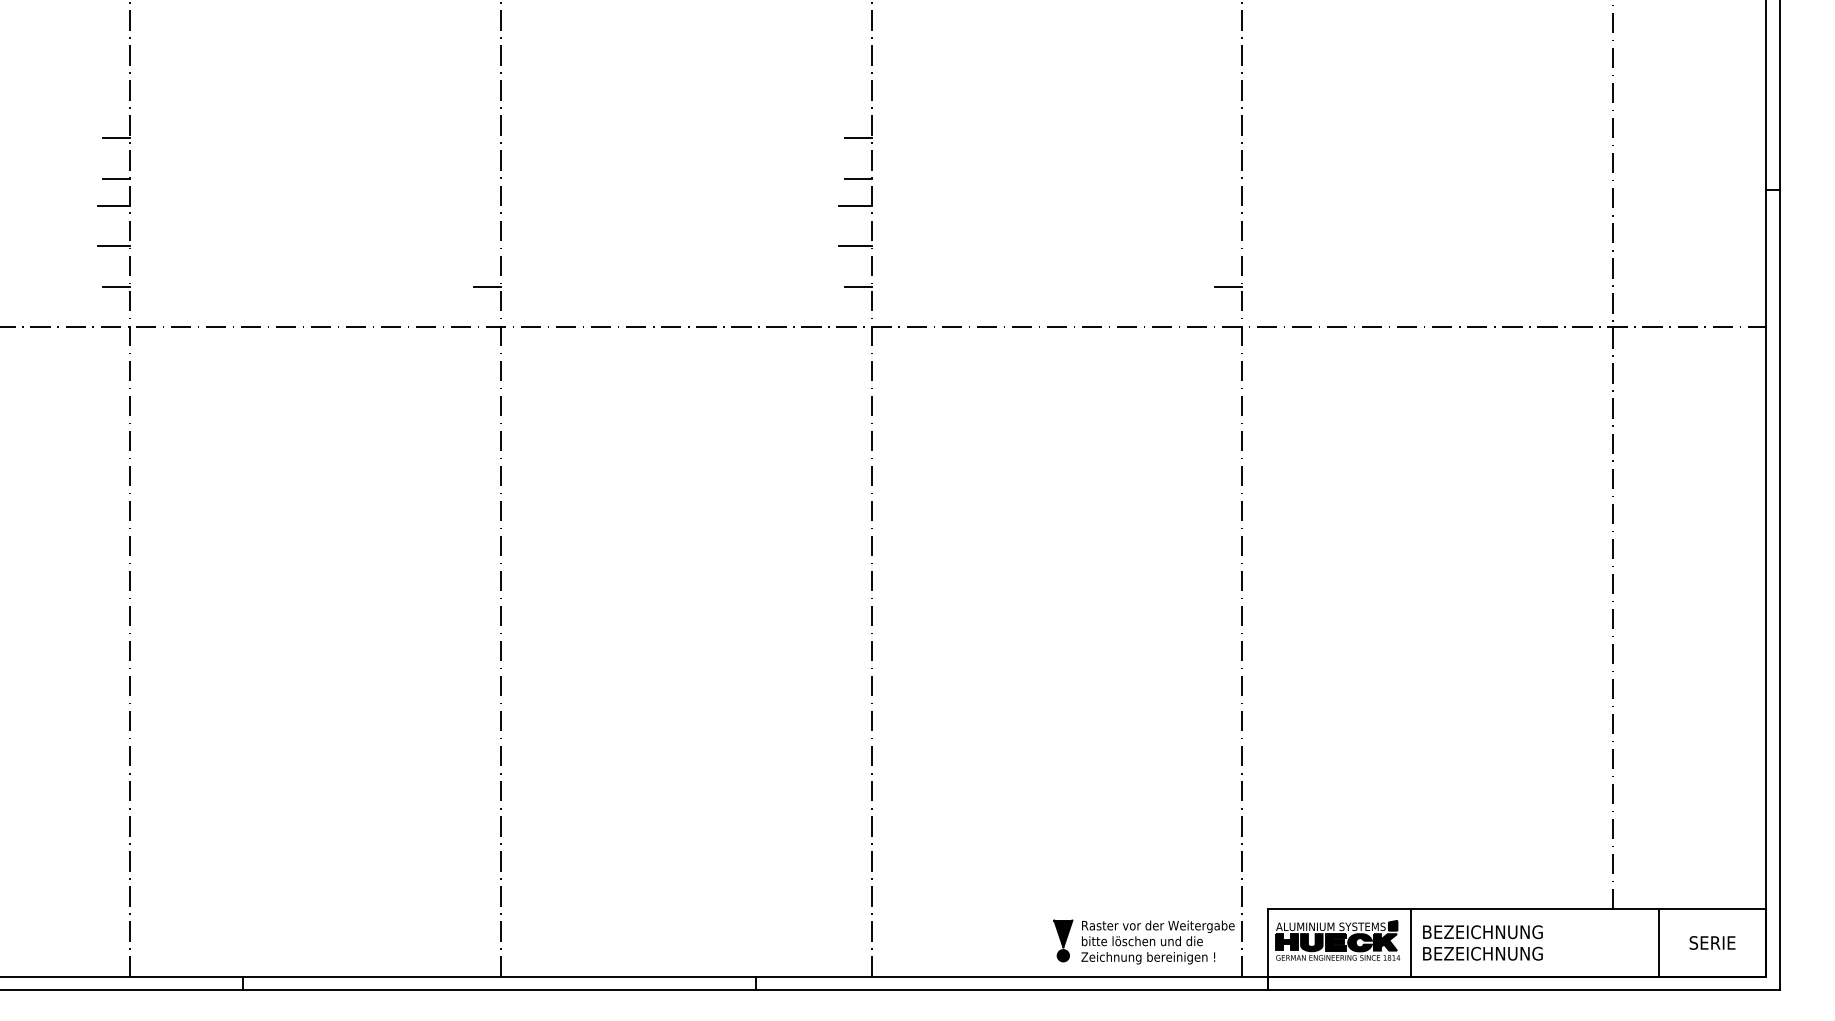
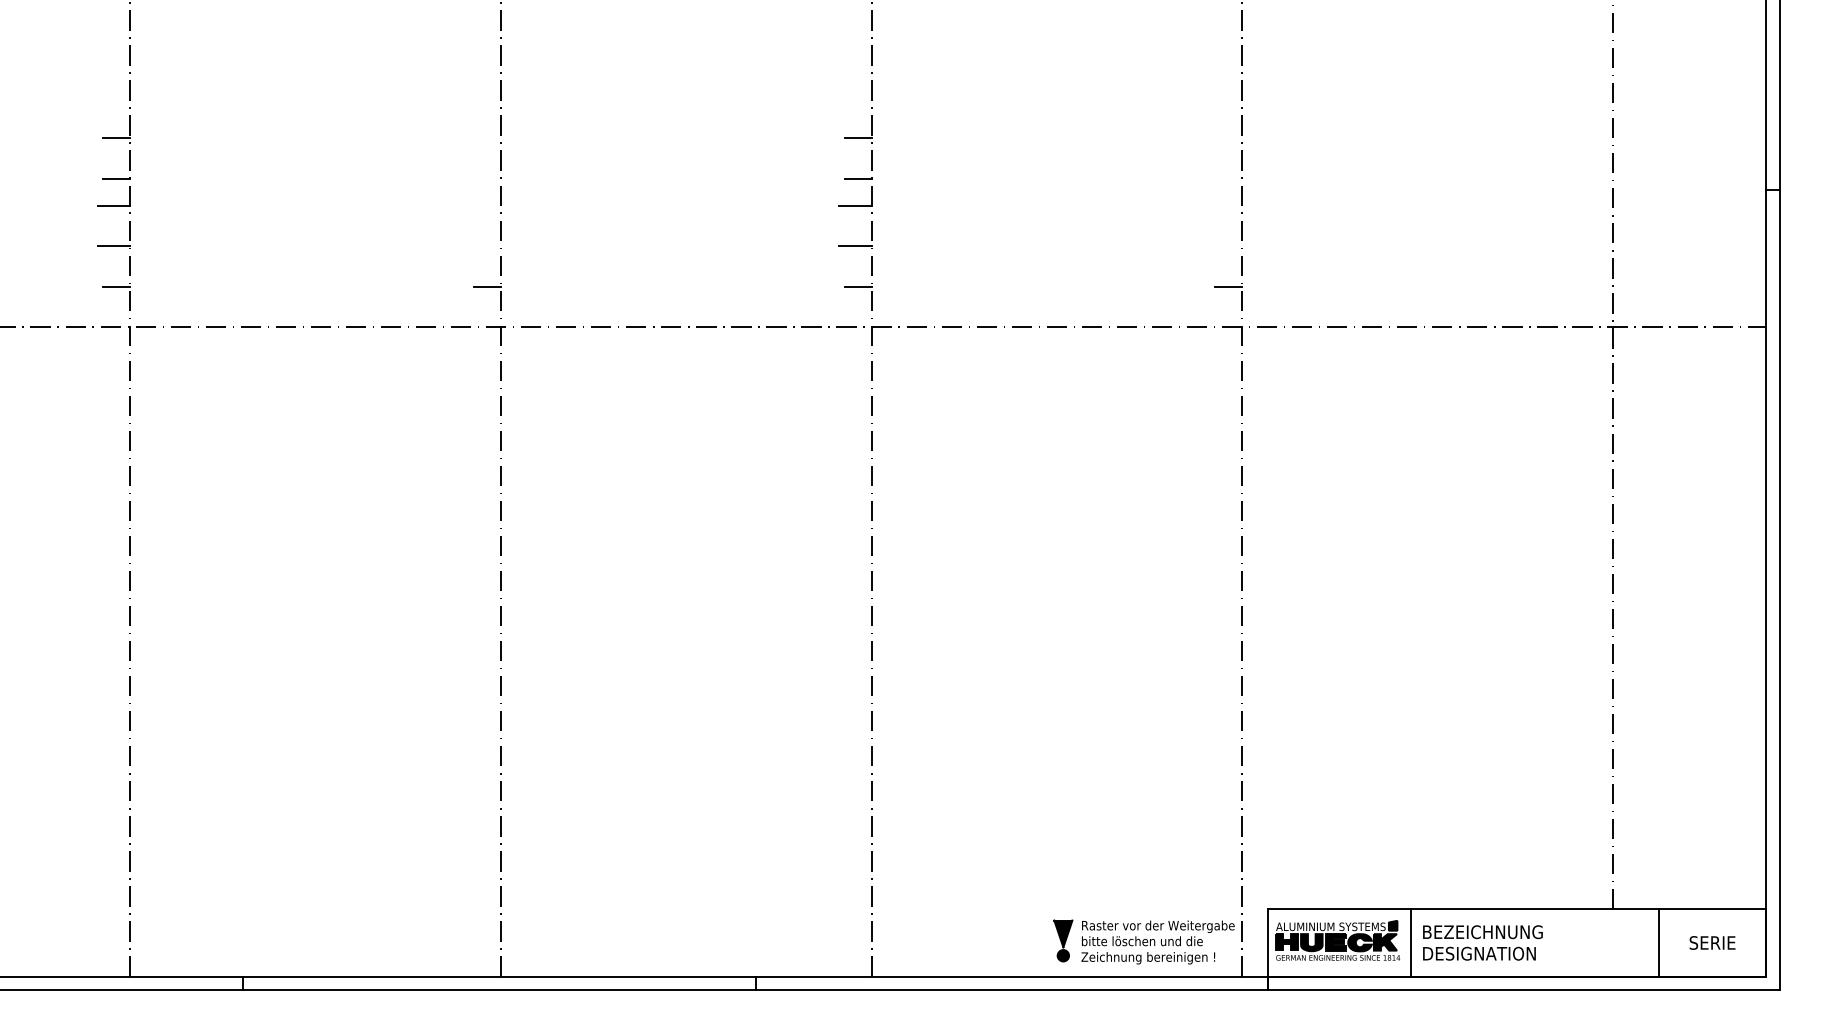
text: BEZEICHNUNG -> DESIGNATION (1483, 953)
